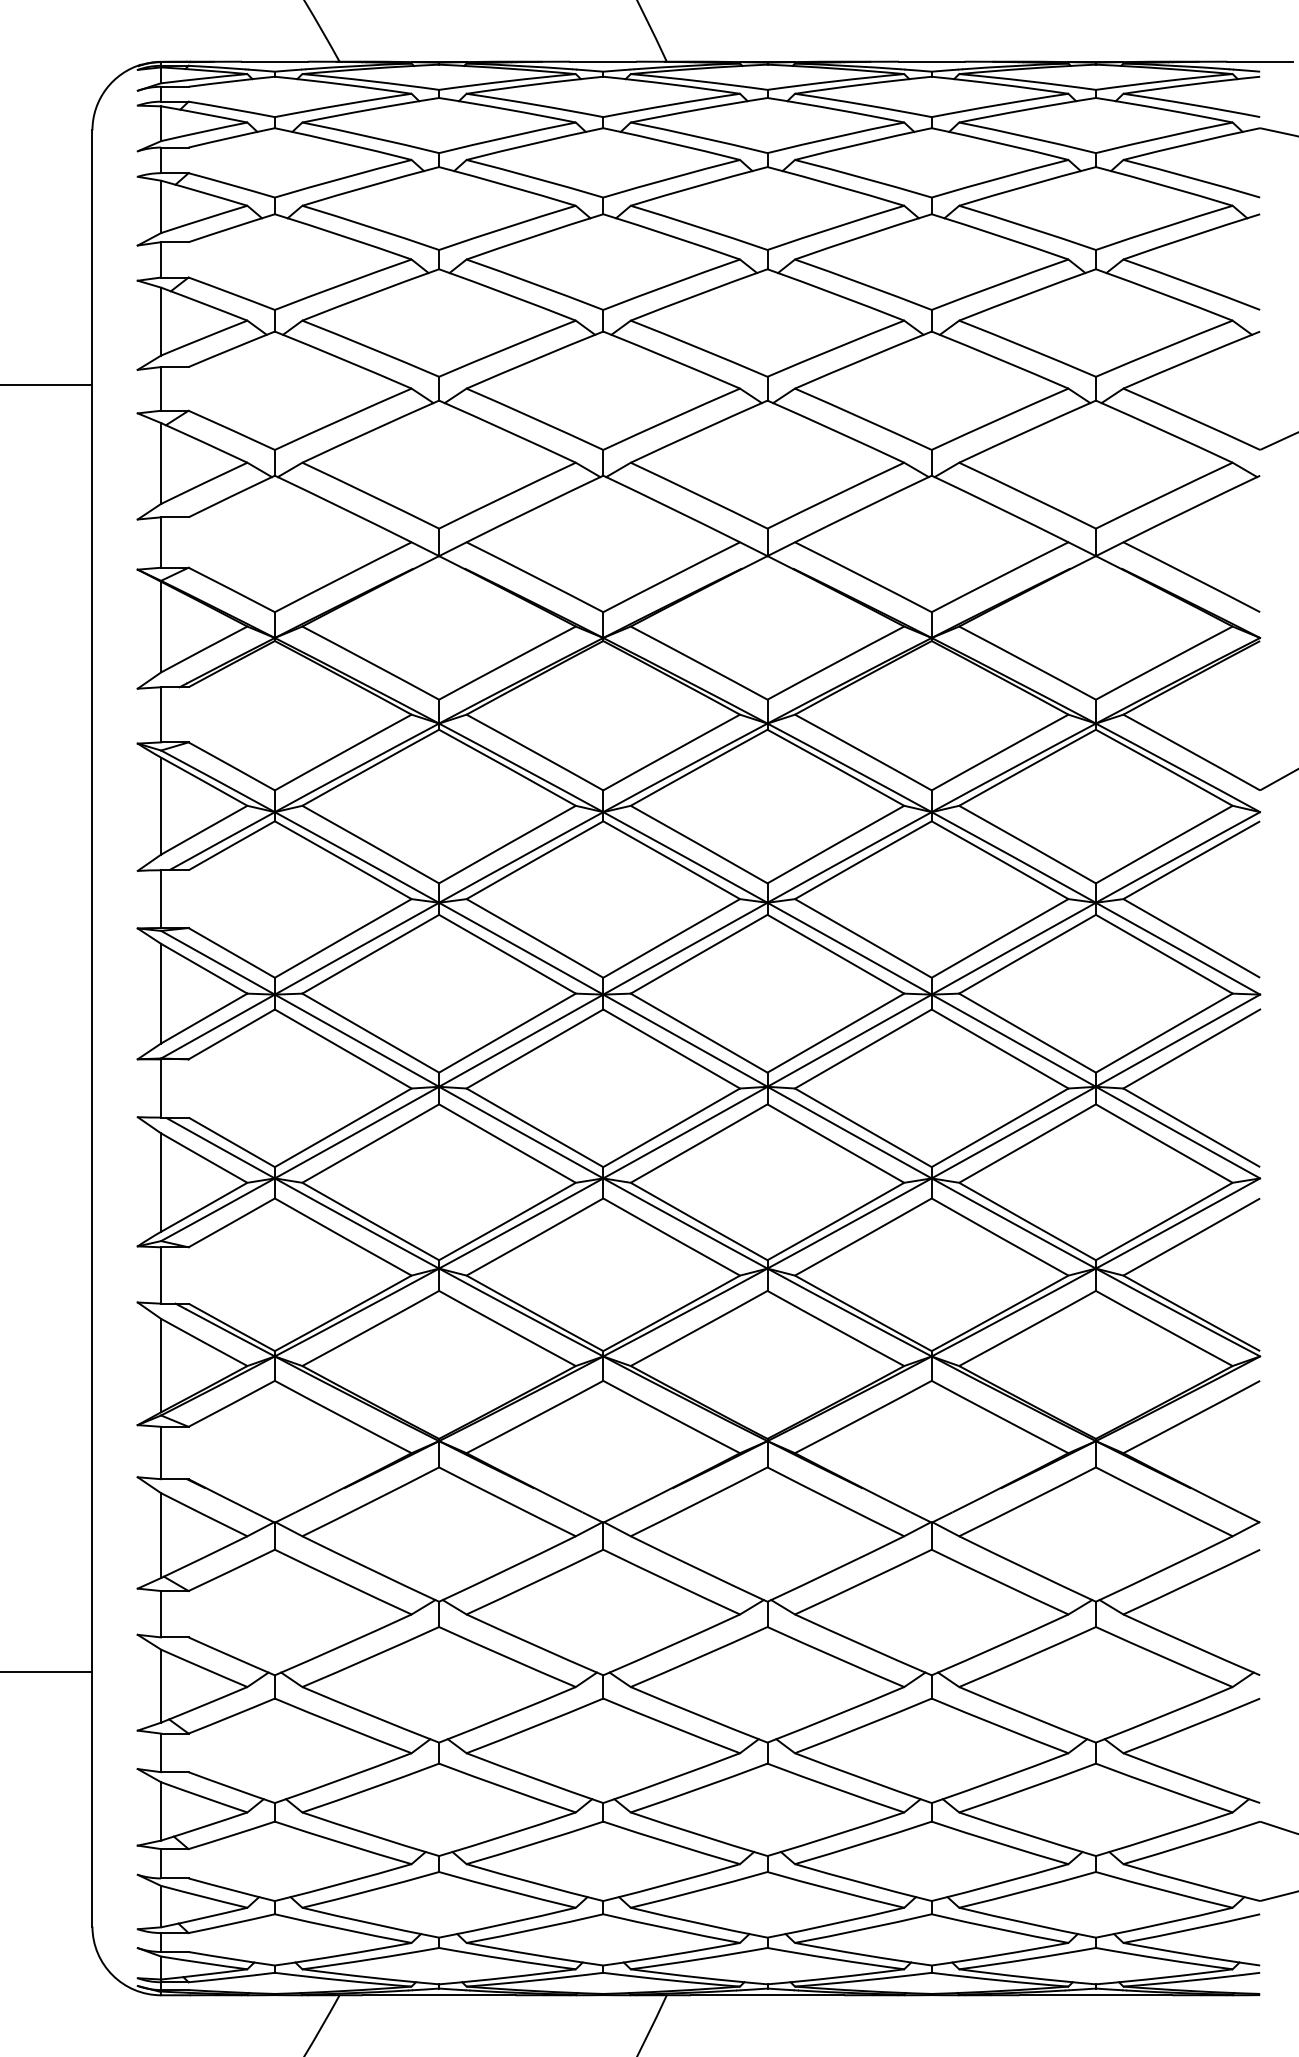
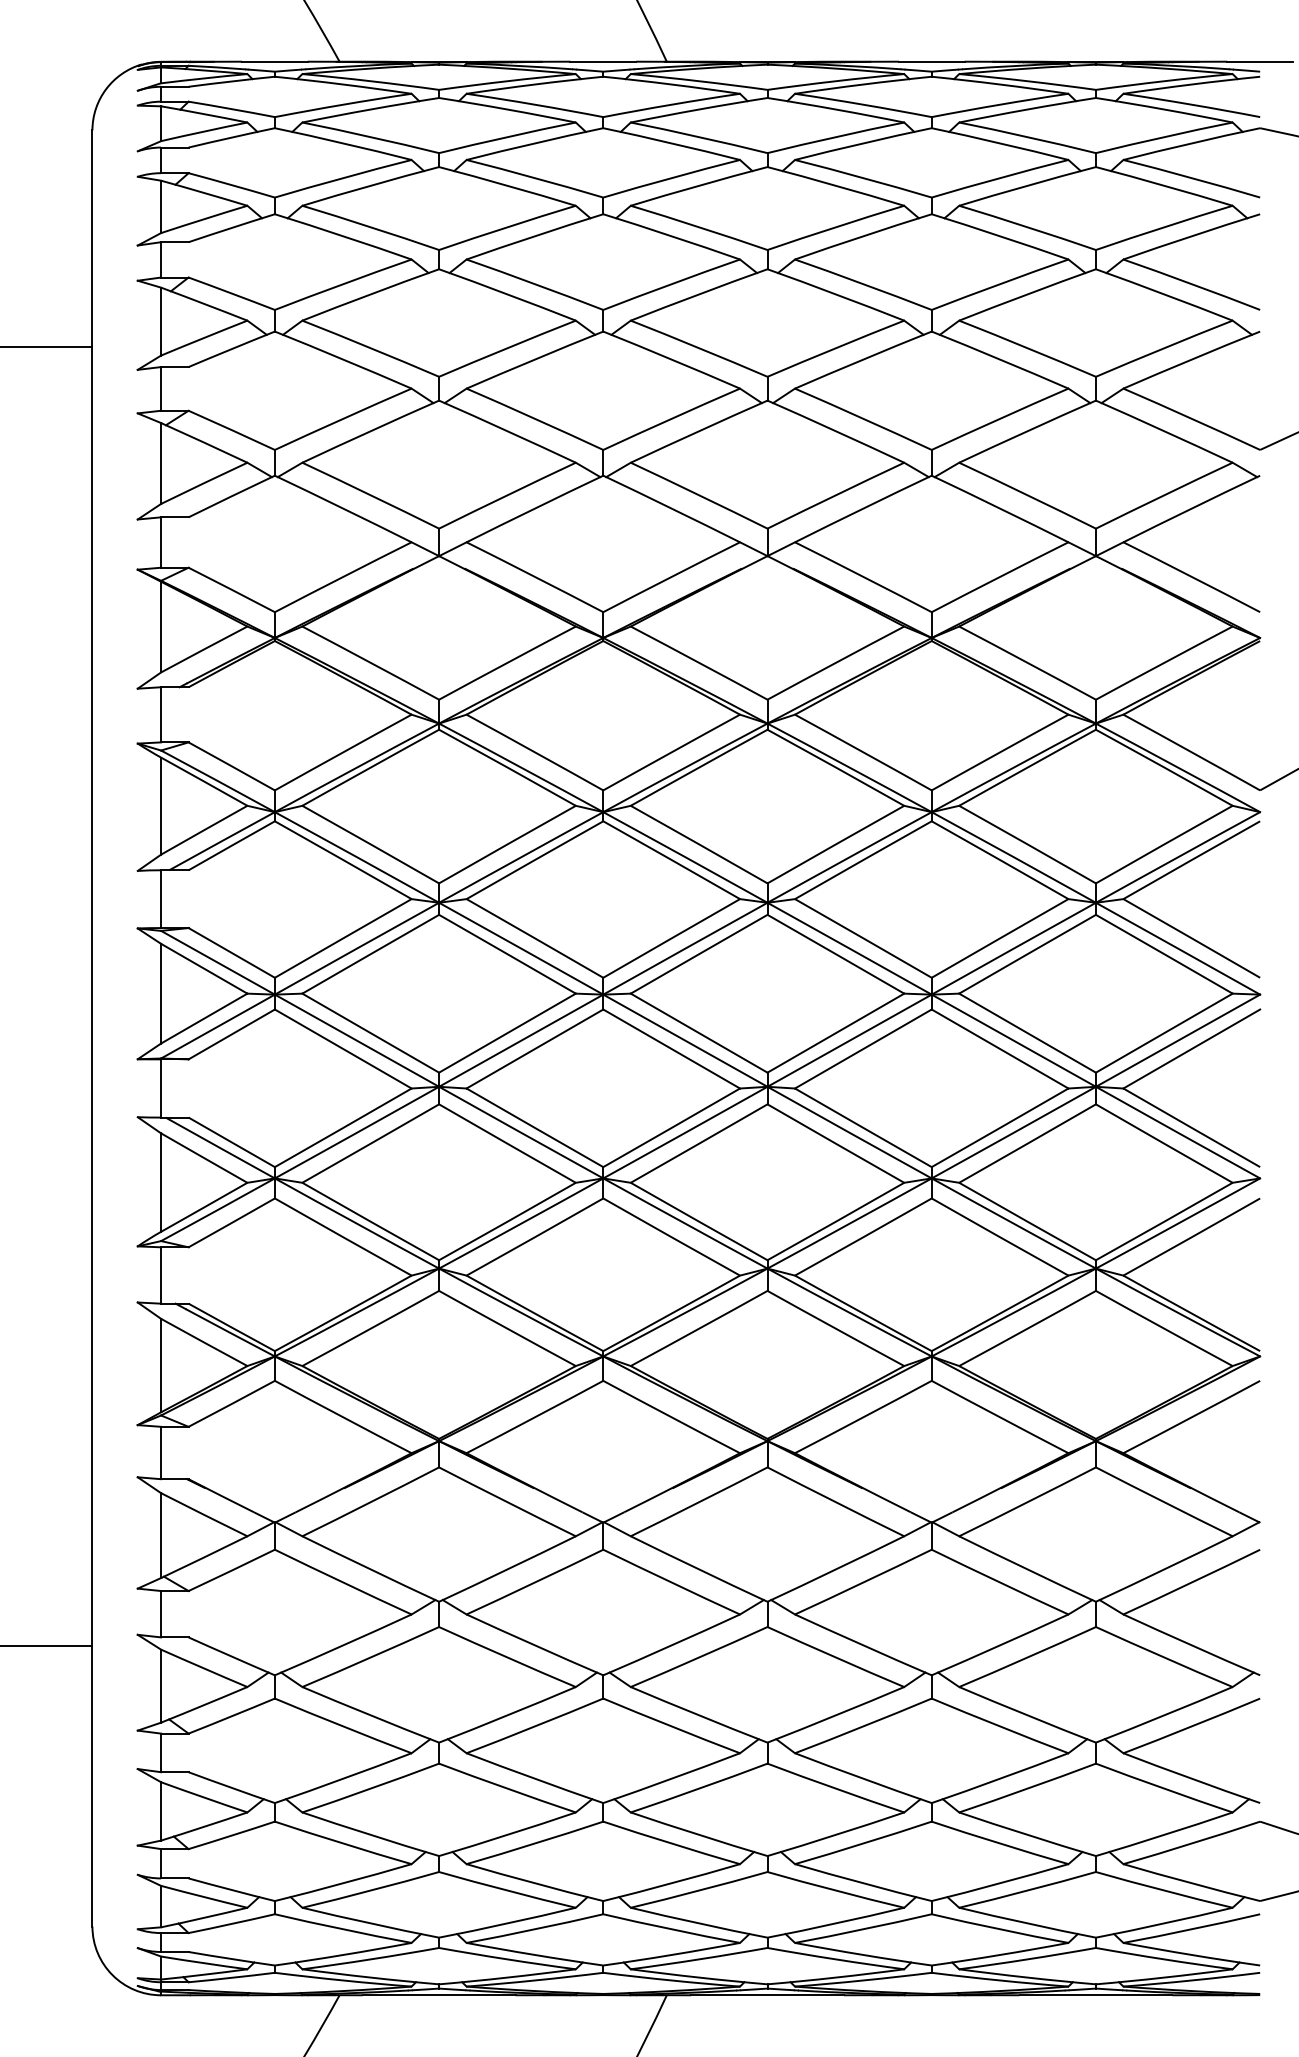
line position: (47, 384) -> (47, 346) (47, 346)
line position: (47, 1672) -> (47, 1646) (47, 1646)
